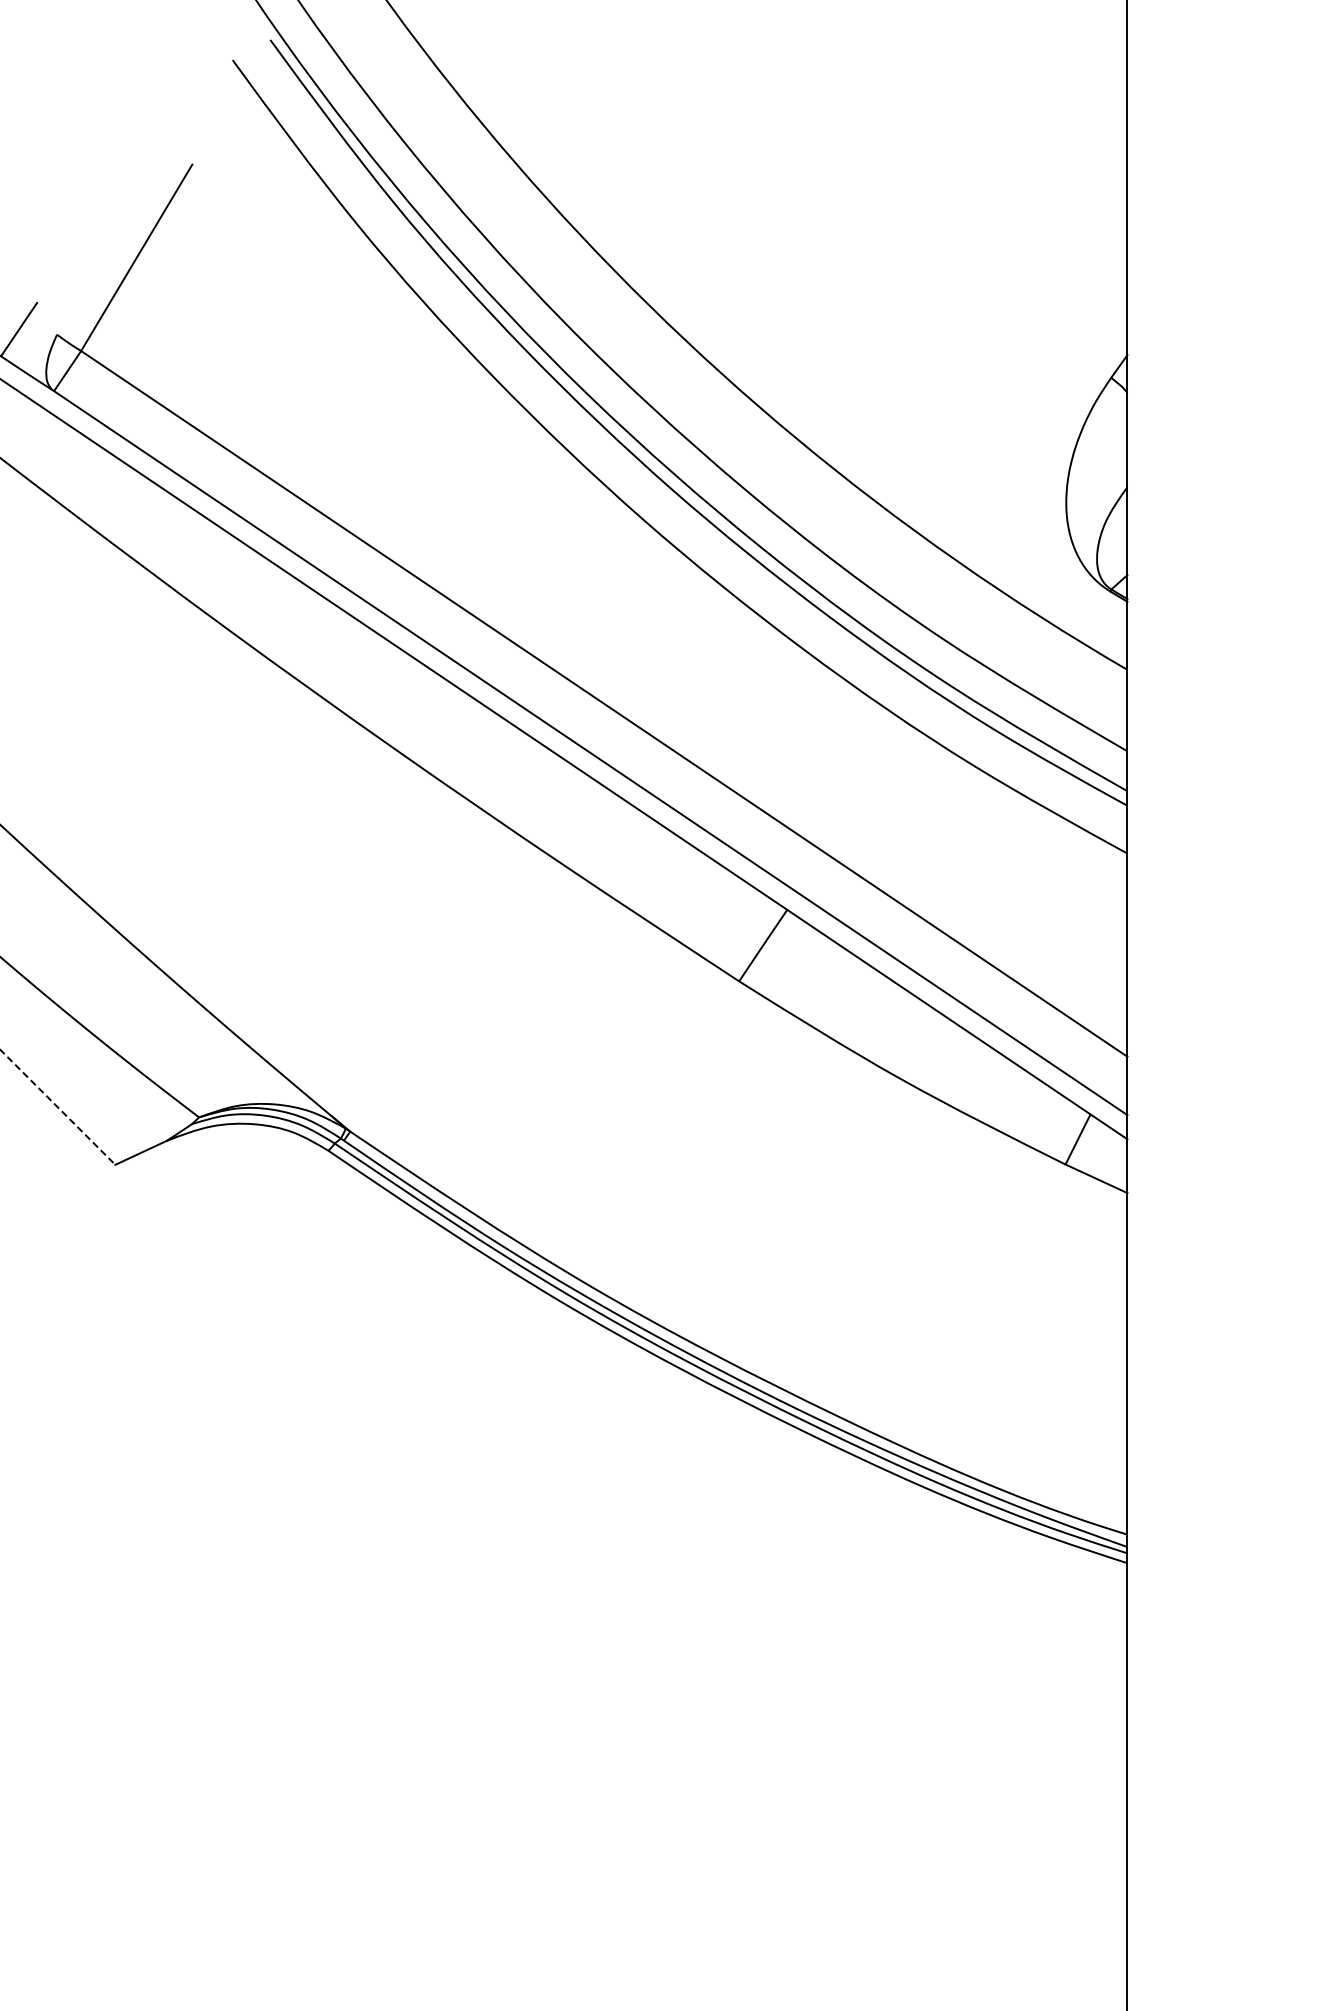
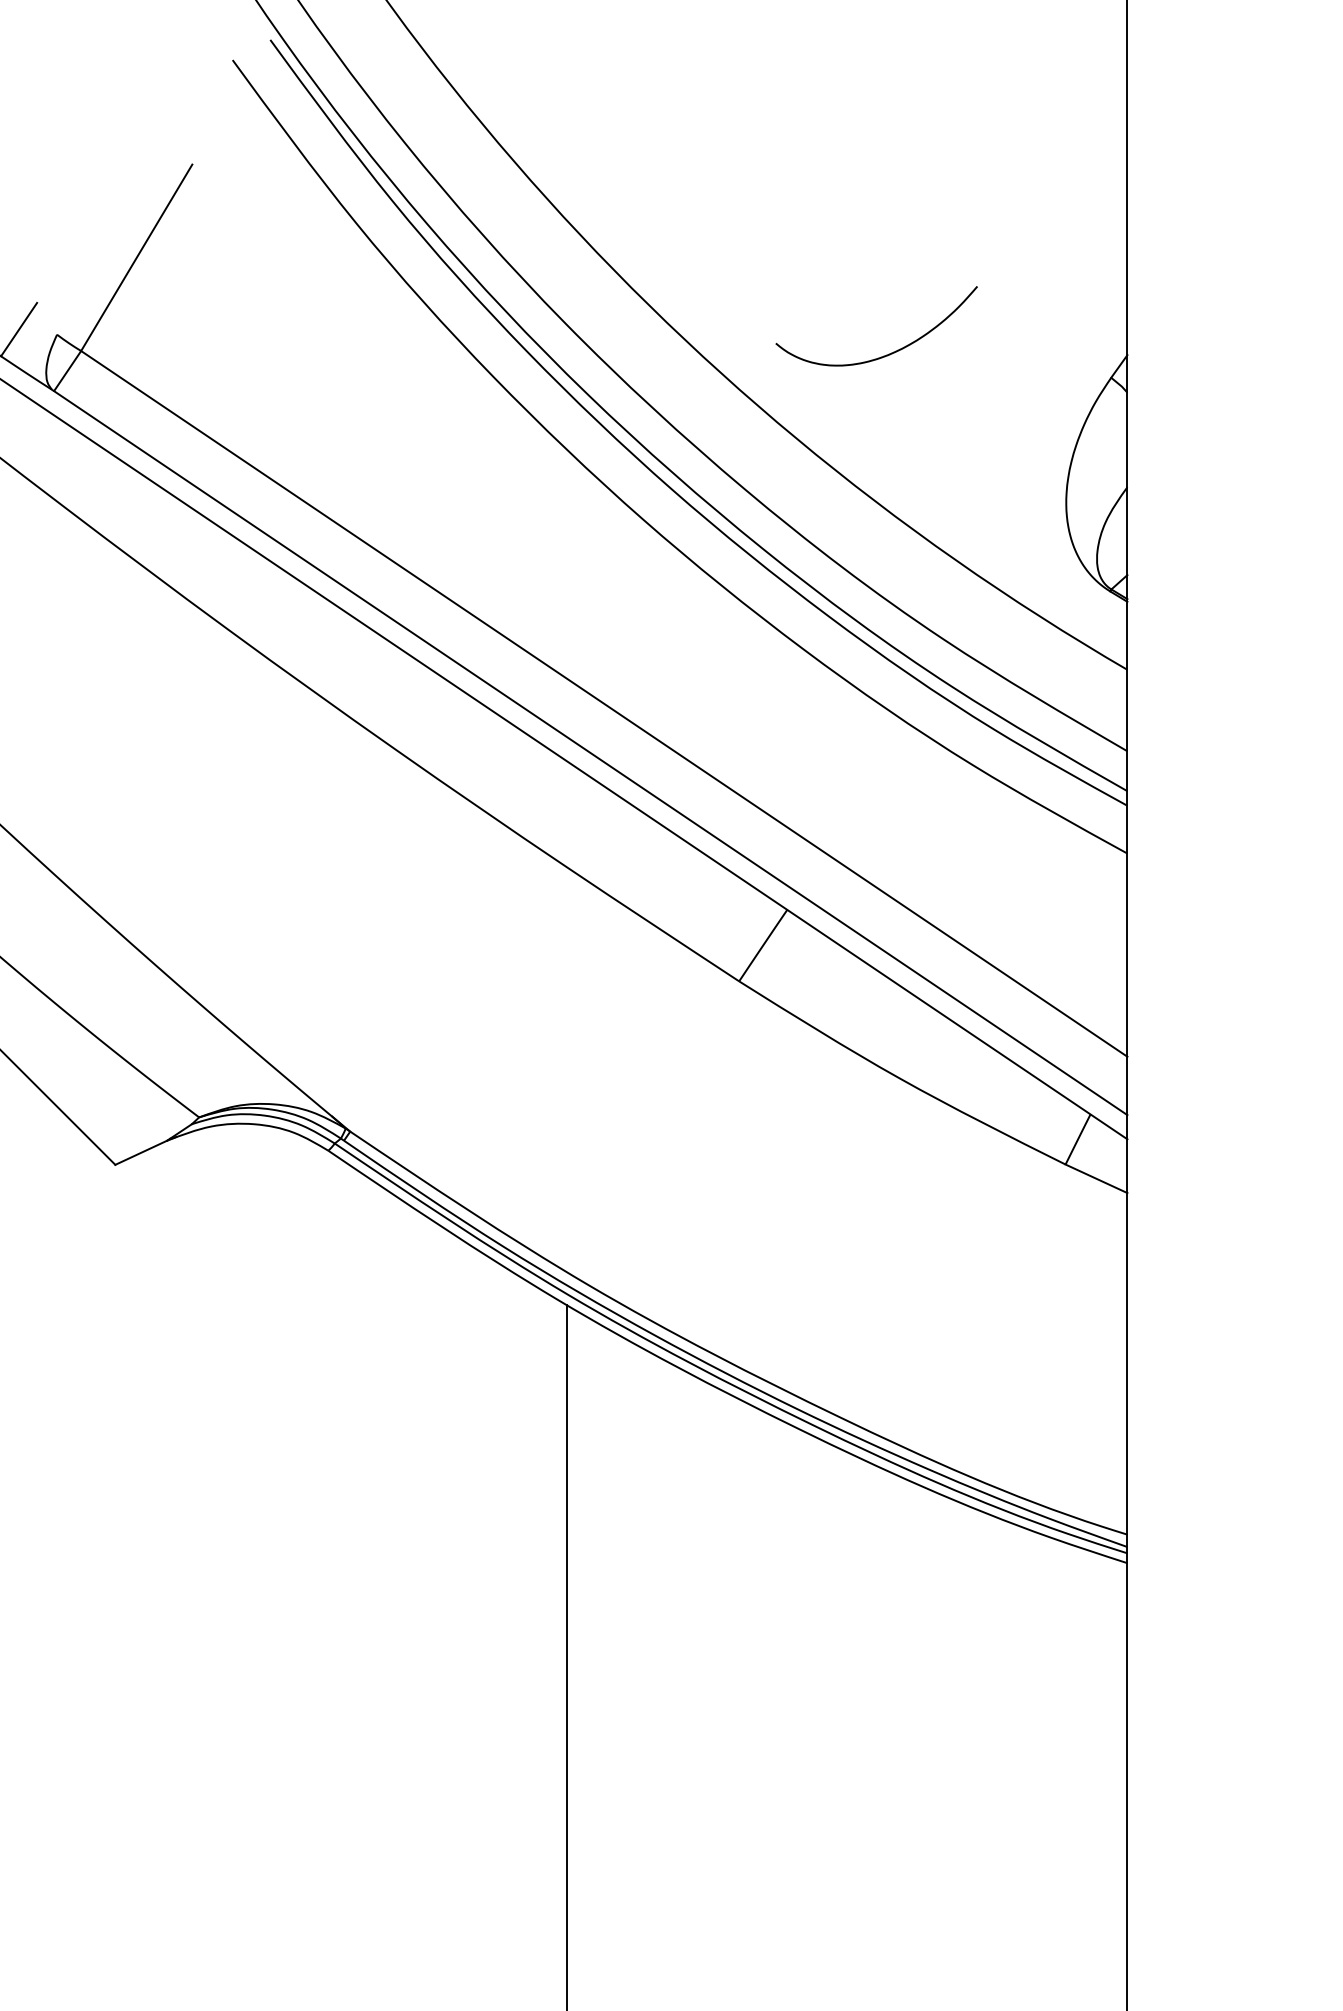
curve: none -> present (886, 354)
line: dashed -> solid (58, 1107)
line: none -> present (566, 1655)
